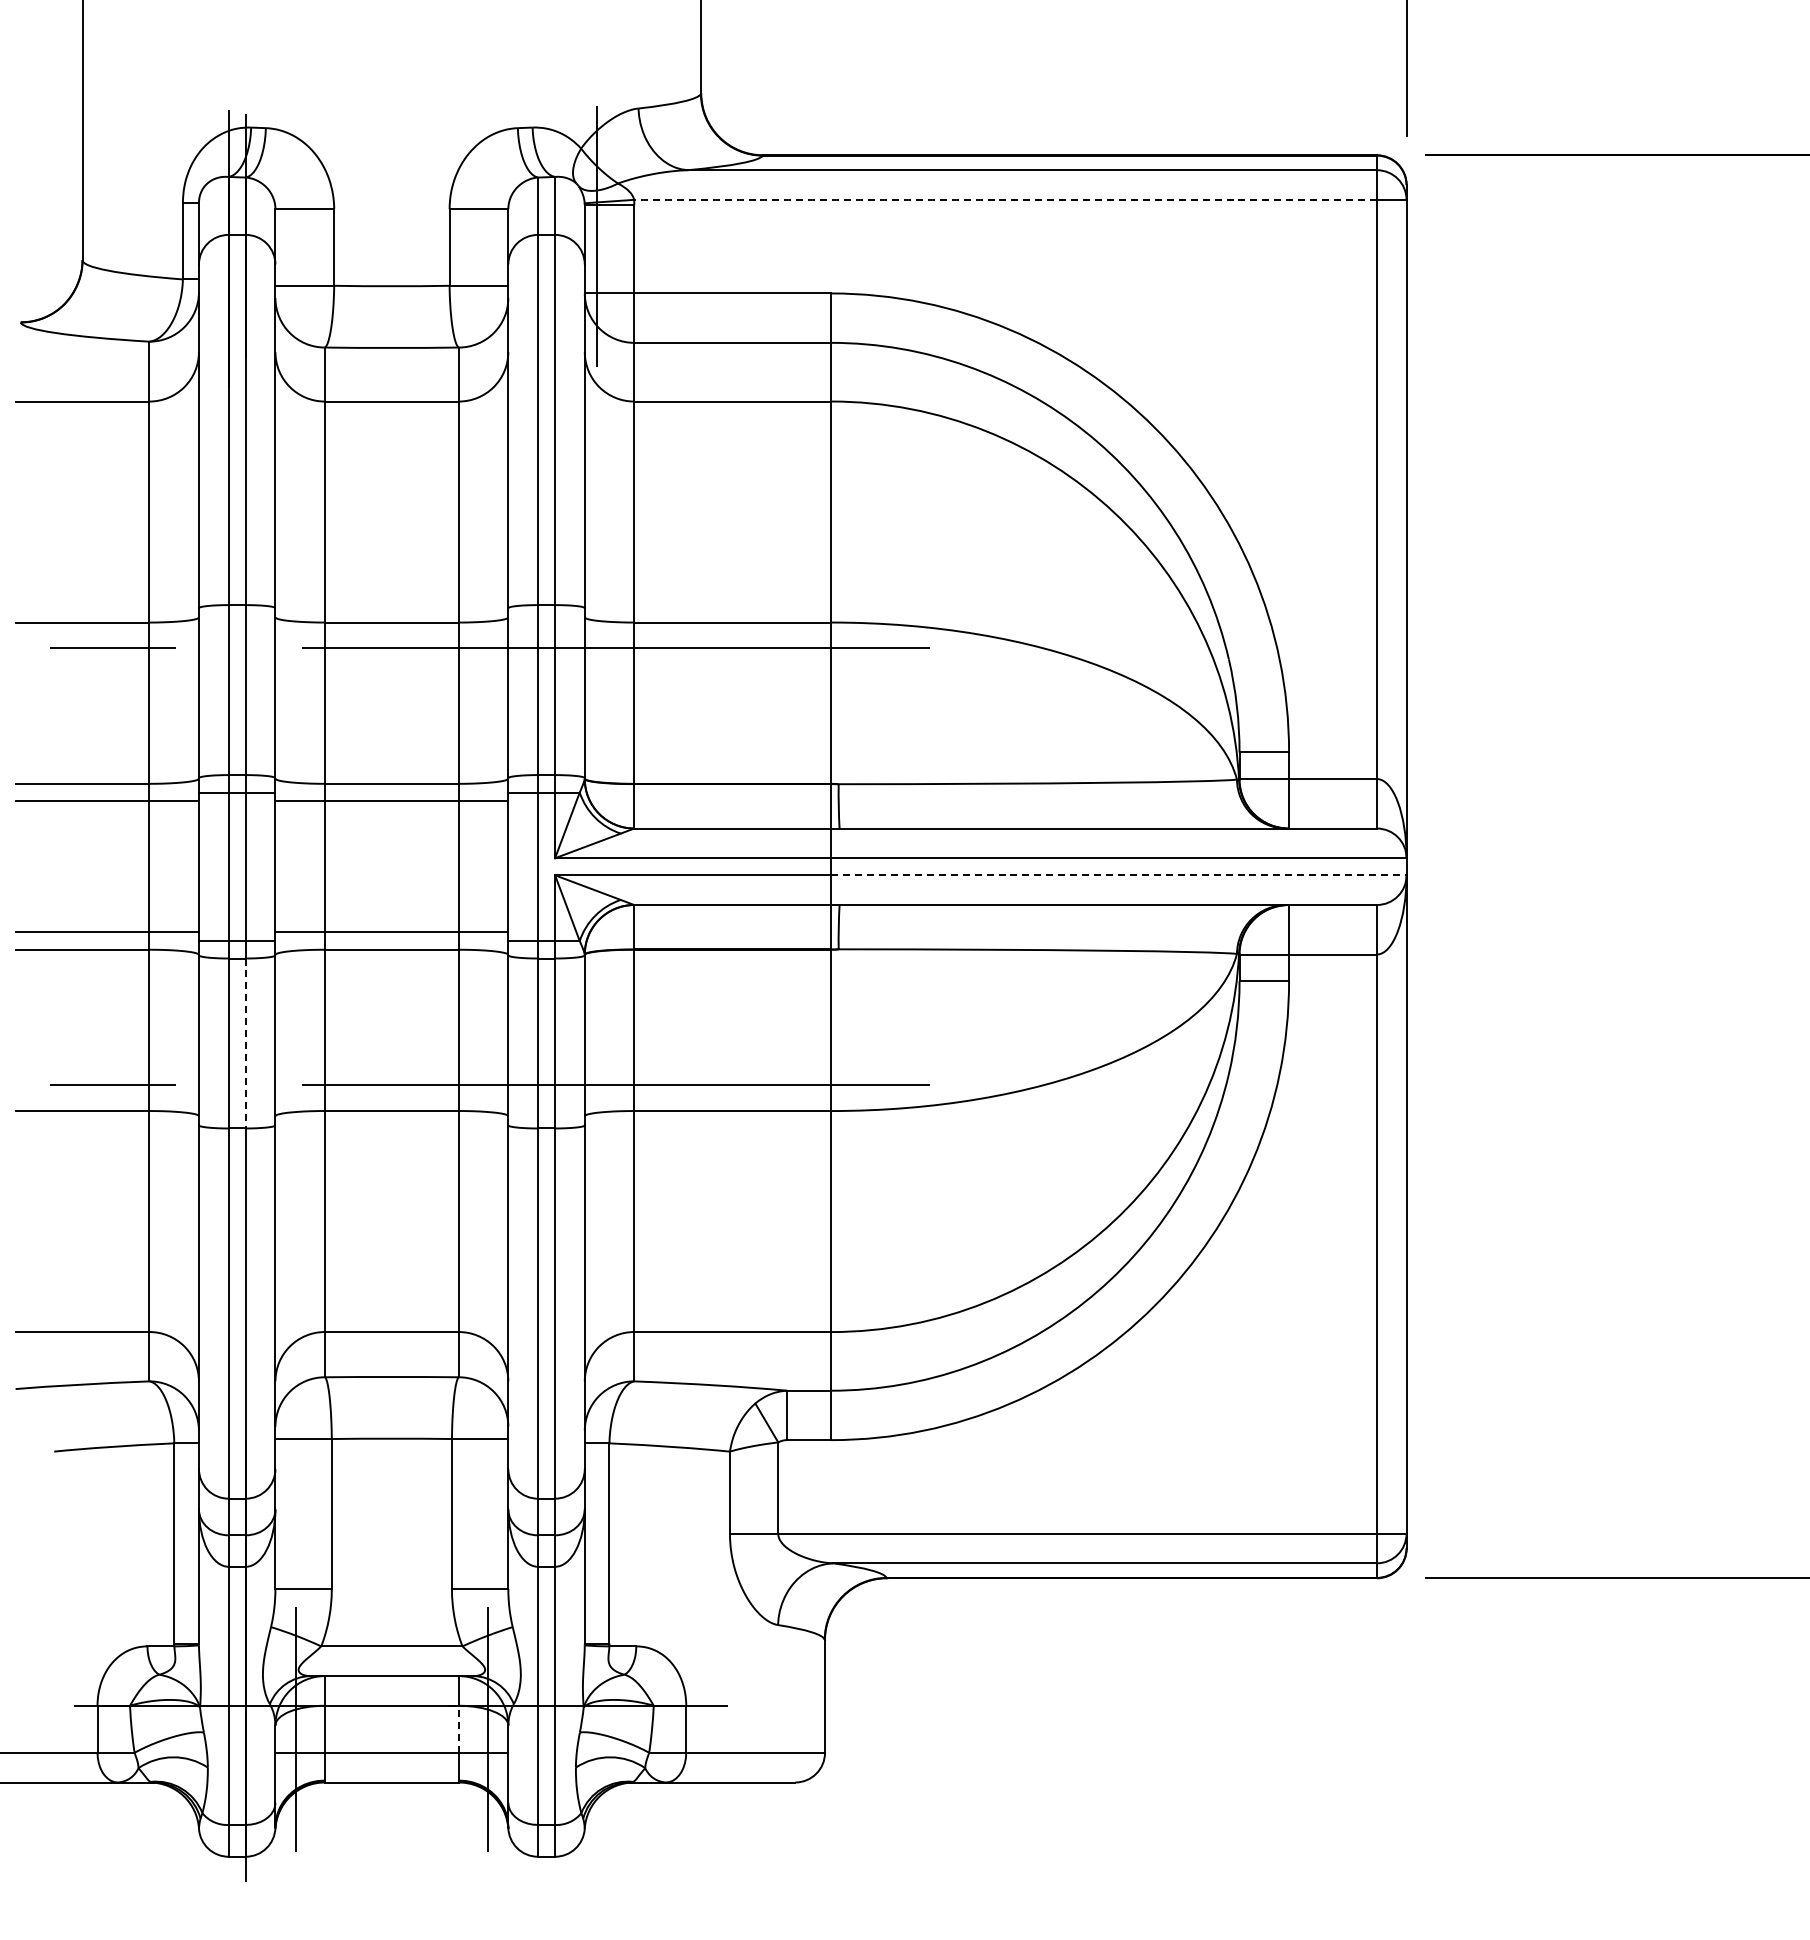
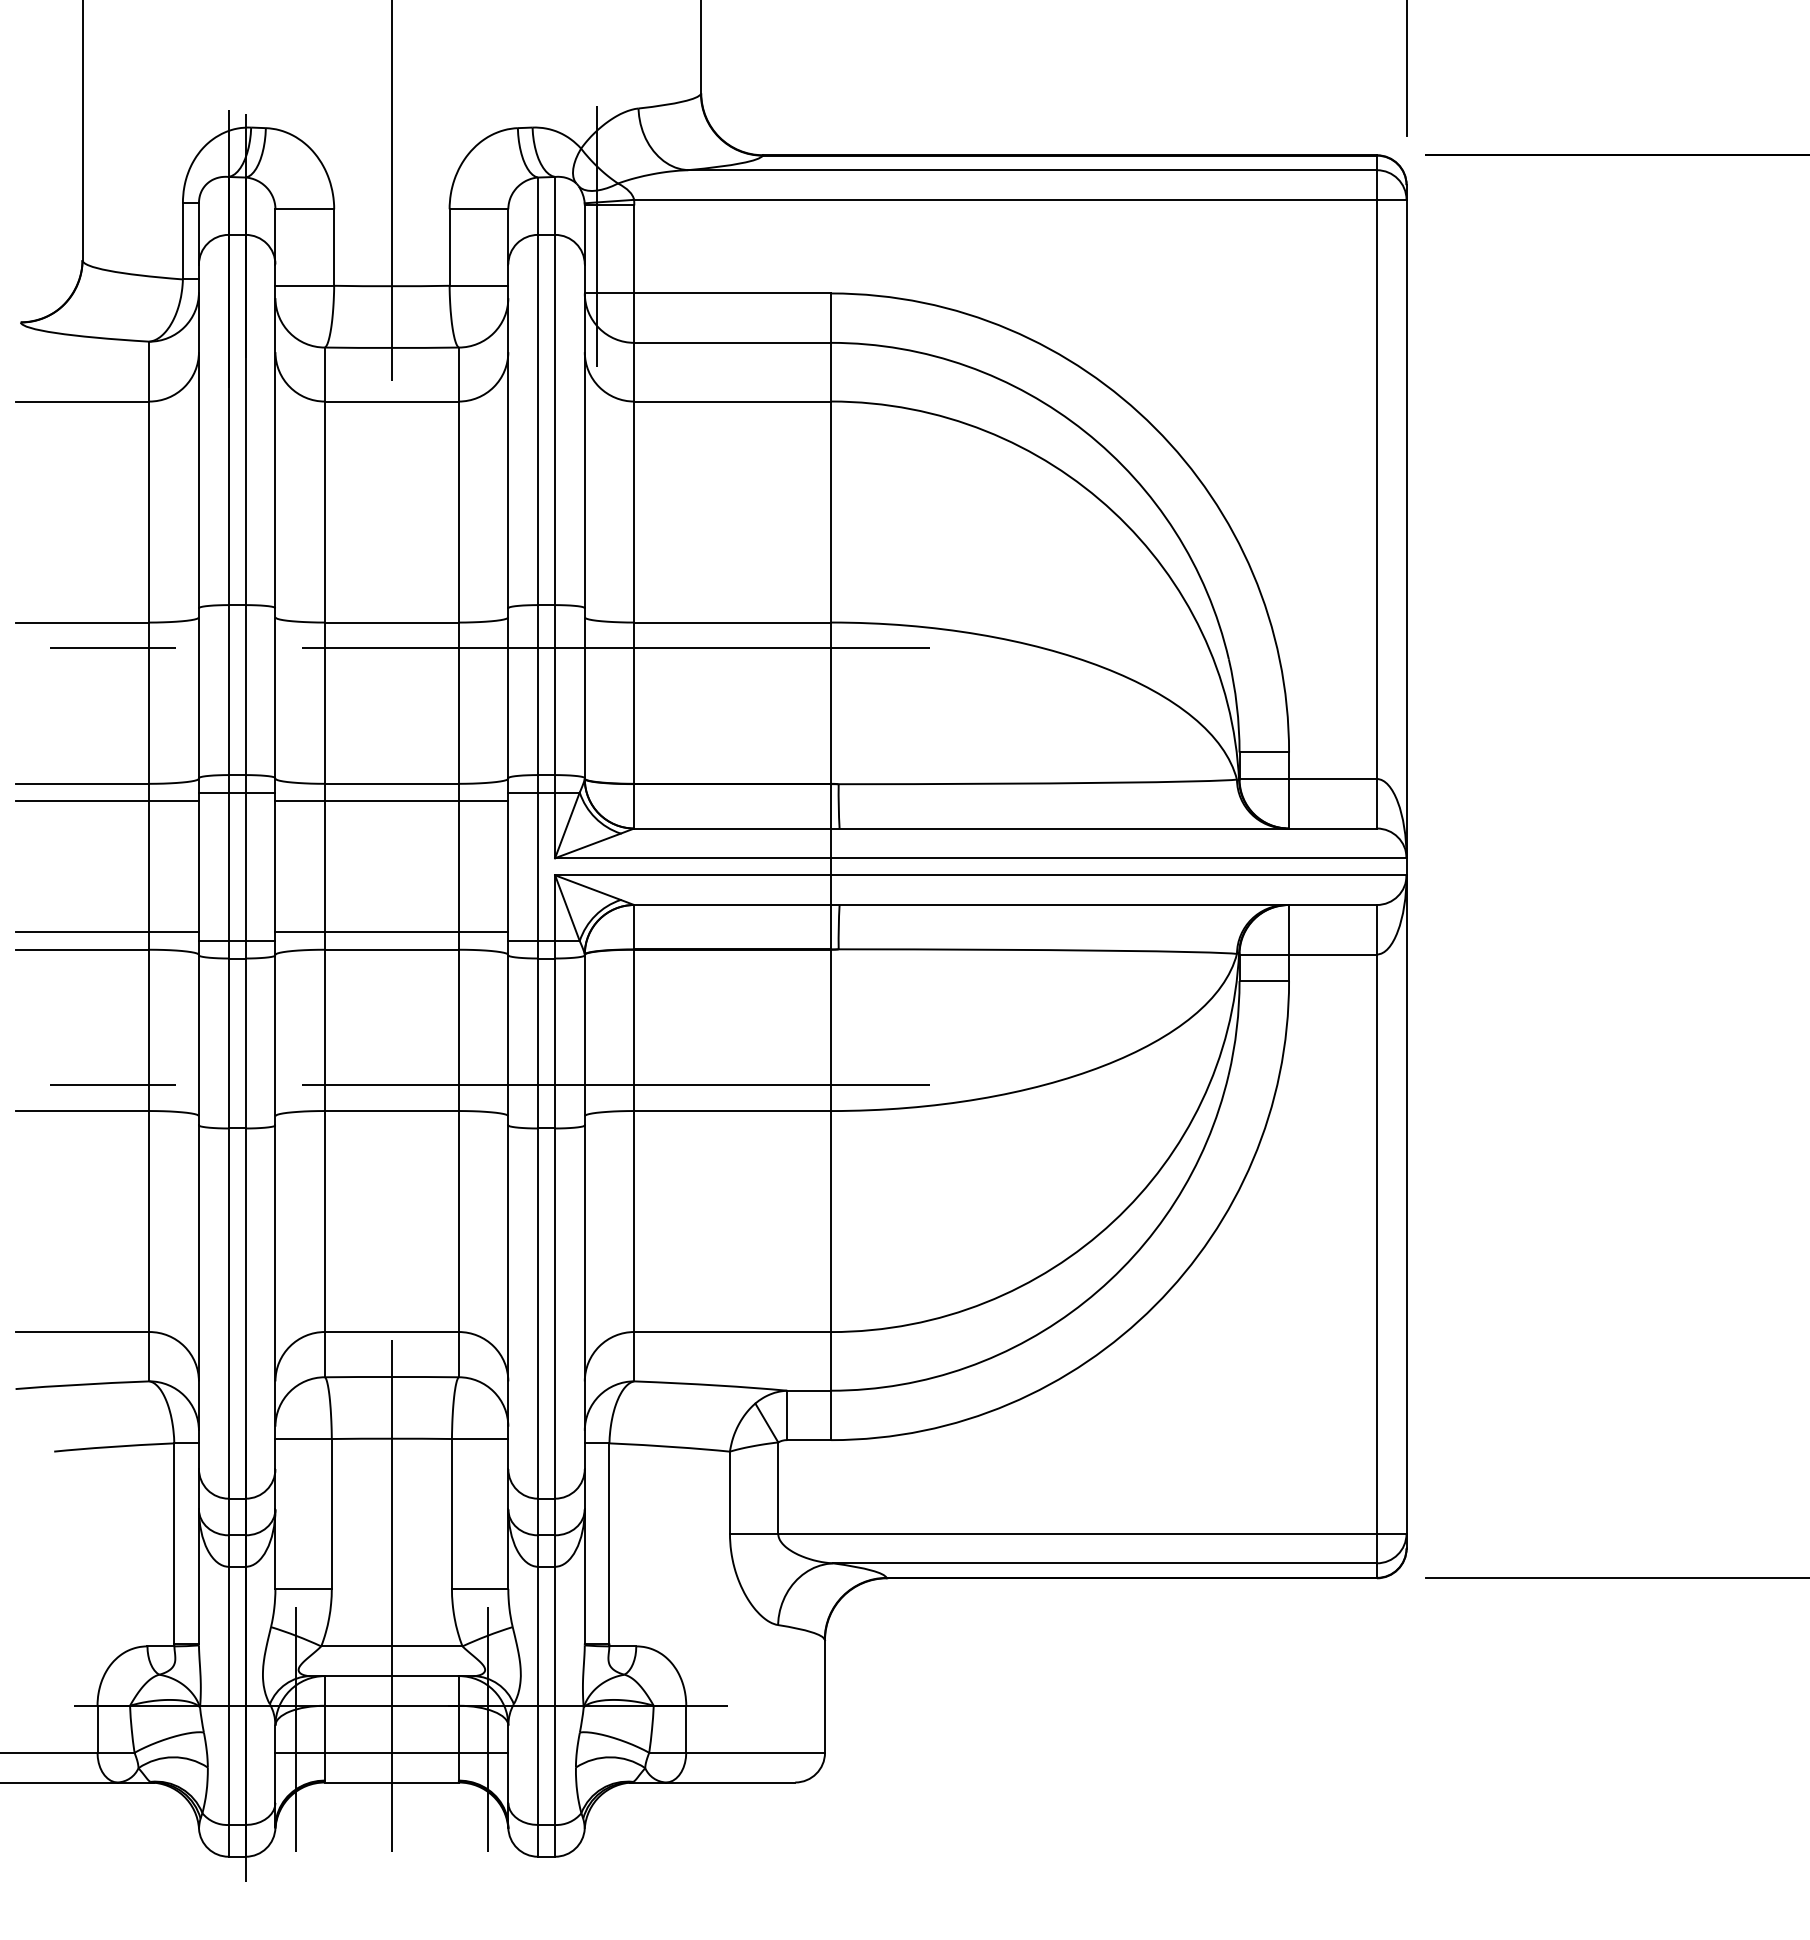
line: none -> present (391, 191)
line: dashed -> solid (1005, 199)
line: dashed -> solid (1118, 875)
line: dashed -> solid (245, 1043)
line: none -> present (391, 1595)
line: dashed -> solid (458, 1729)
